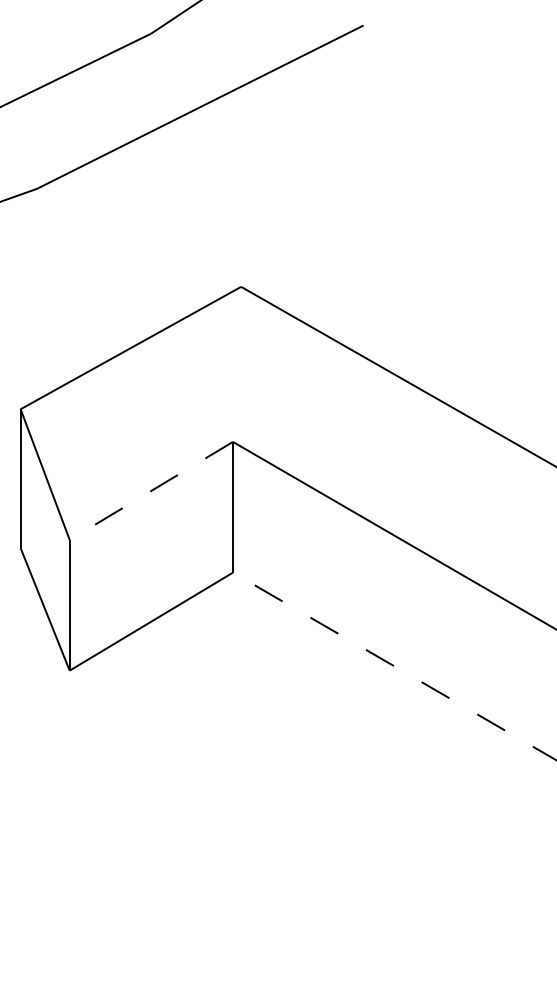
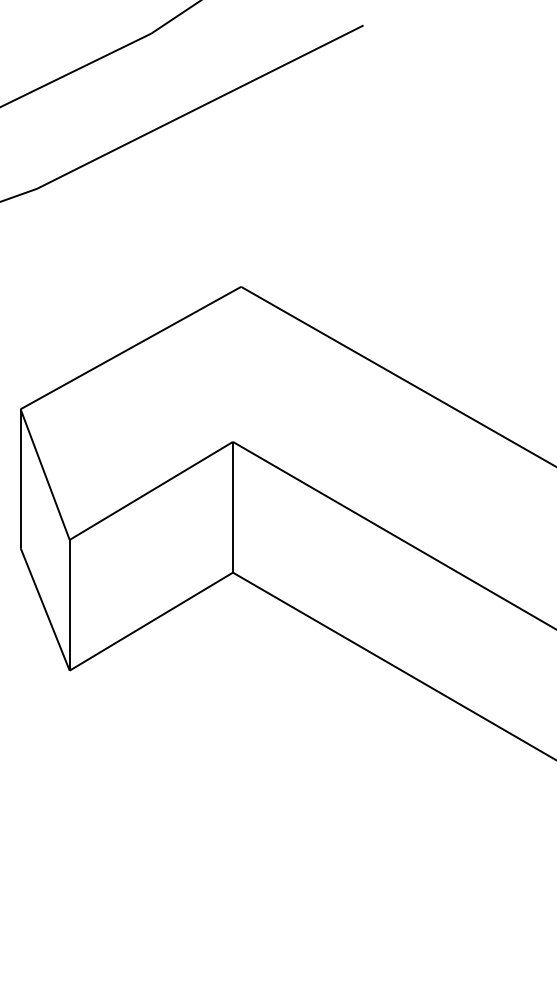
line: dashed -> solid (150, 491)
line: dashed -> solid (394, 666)
